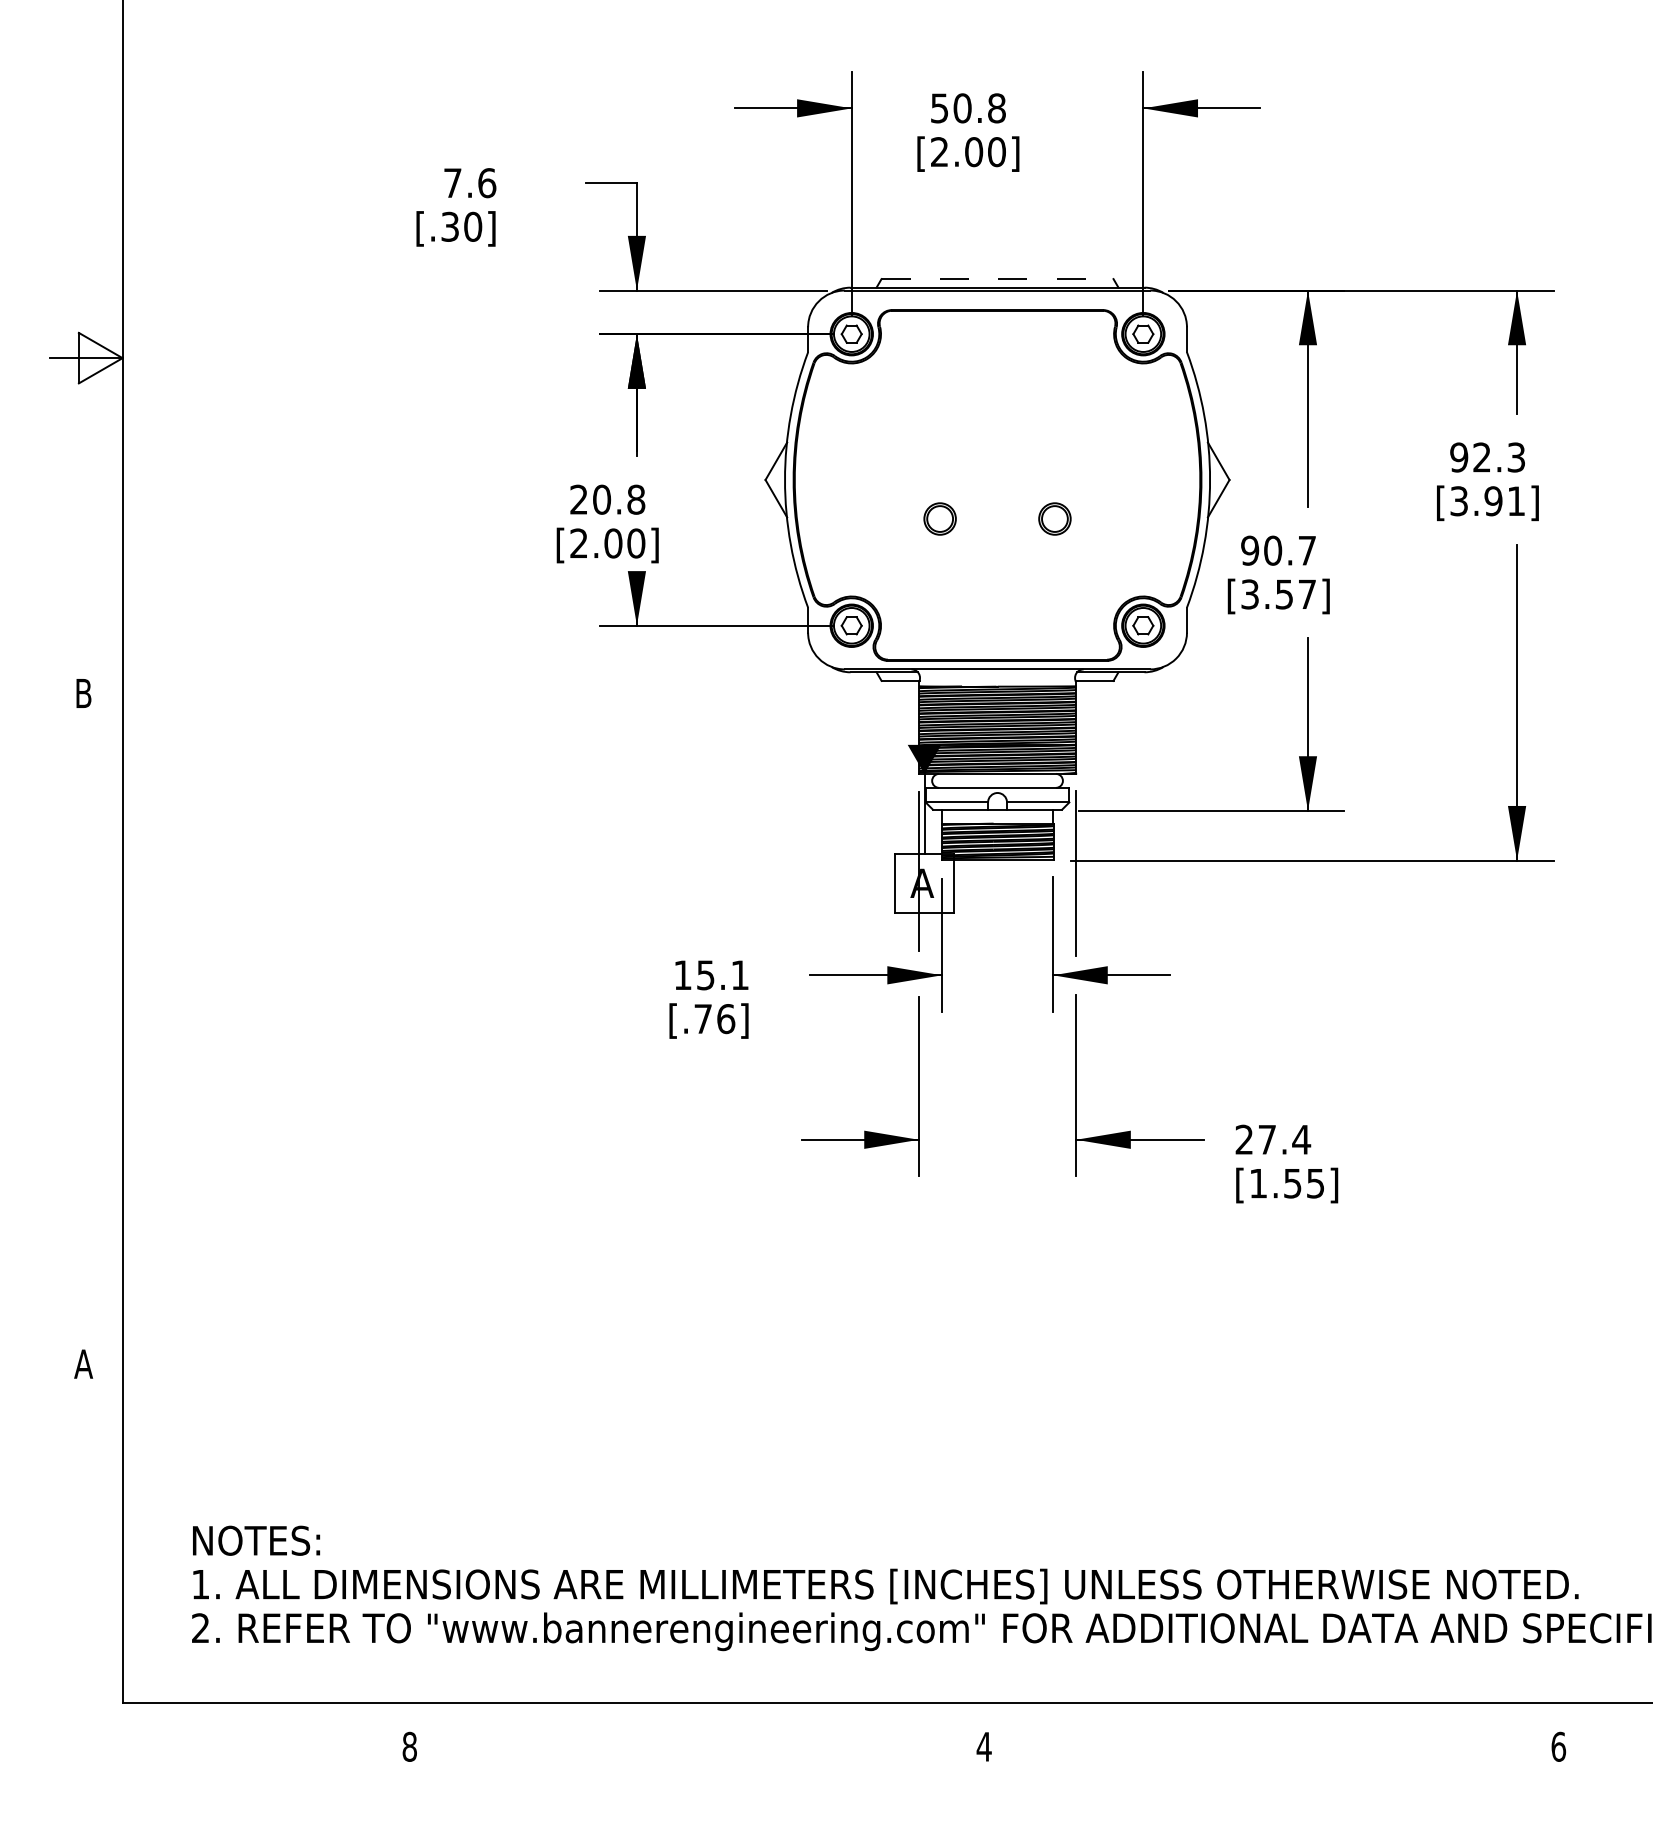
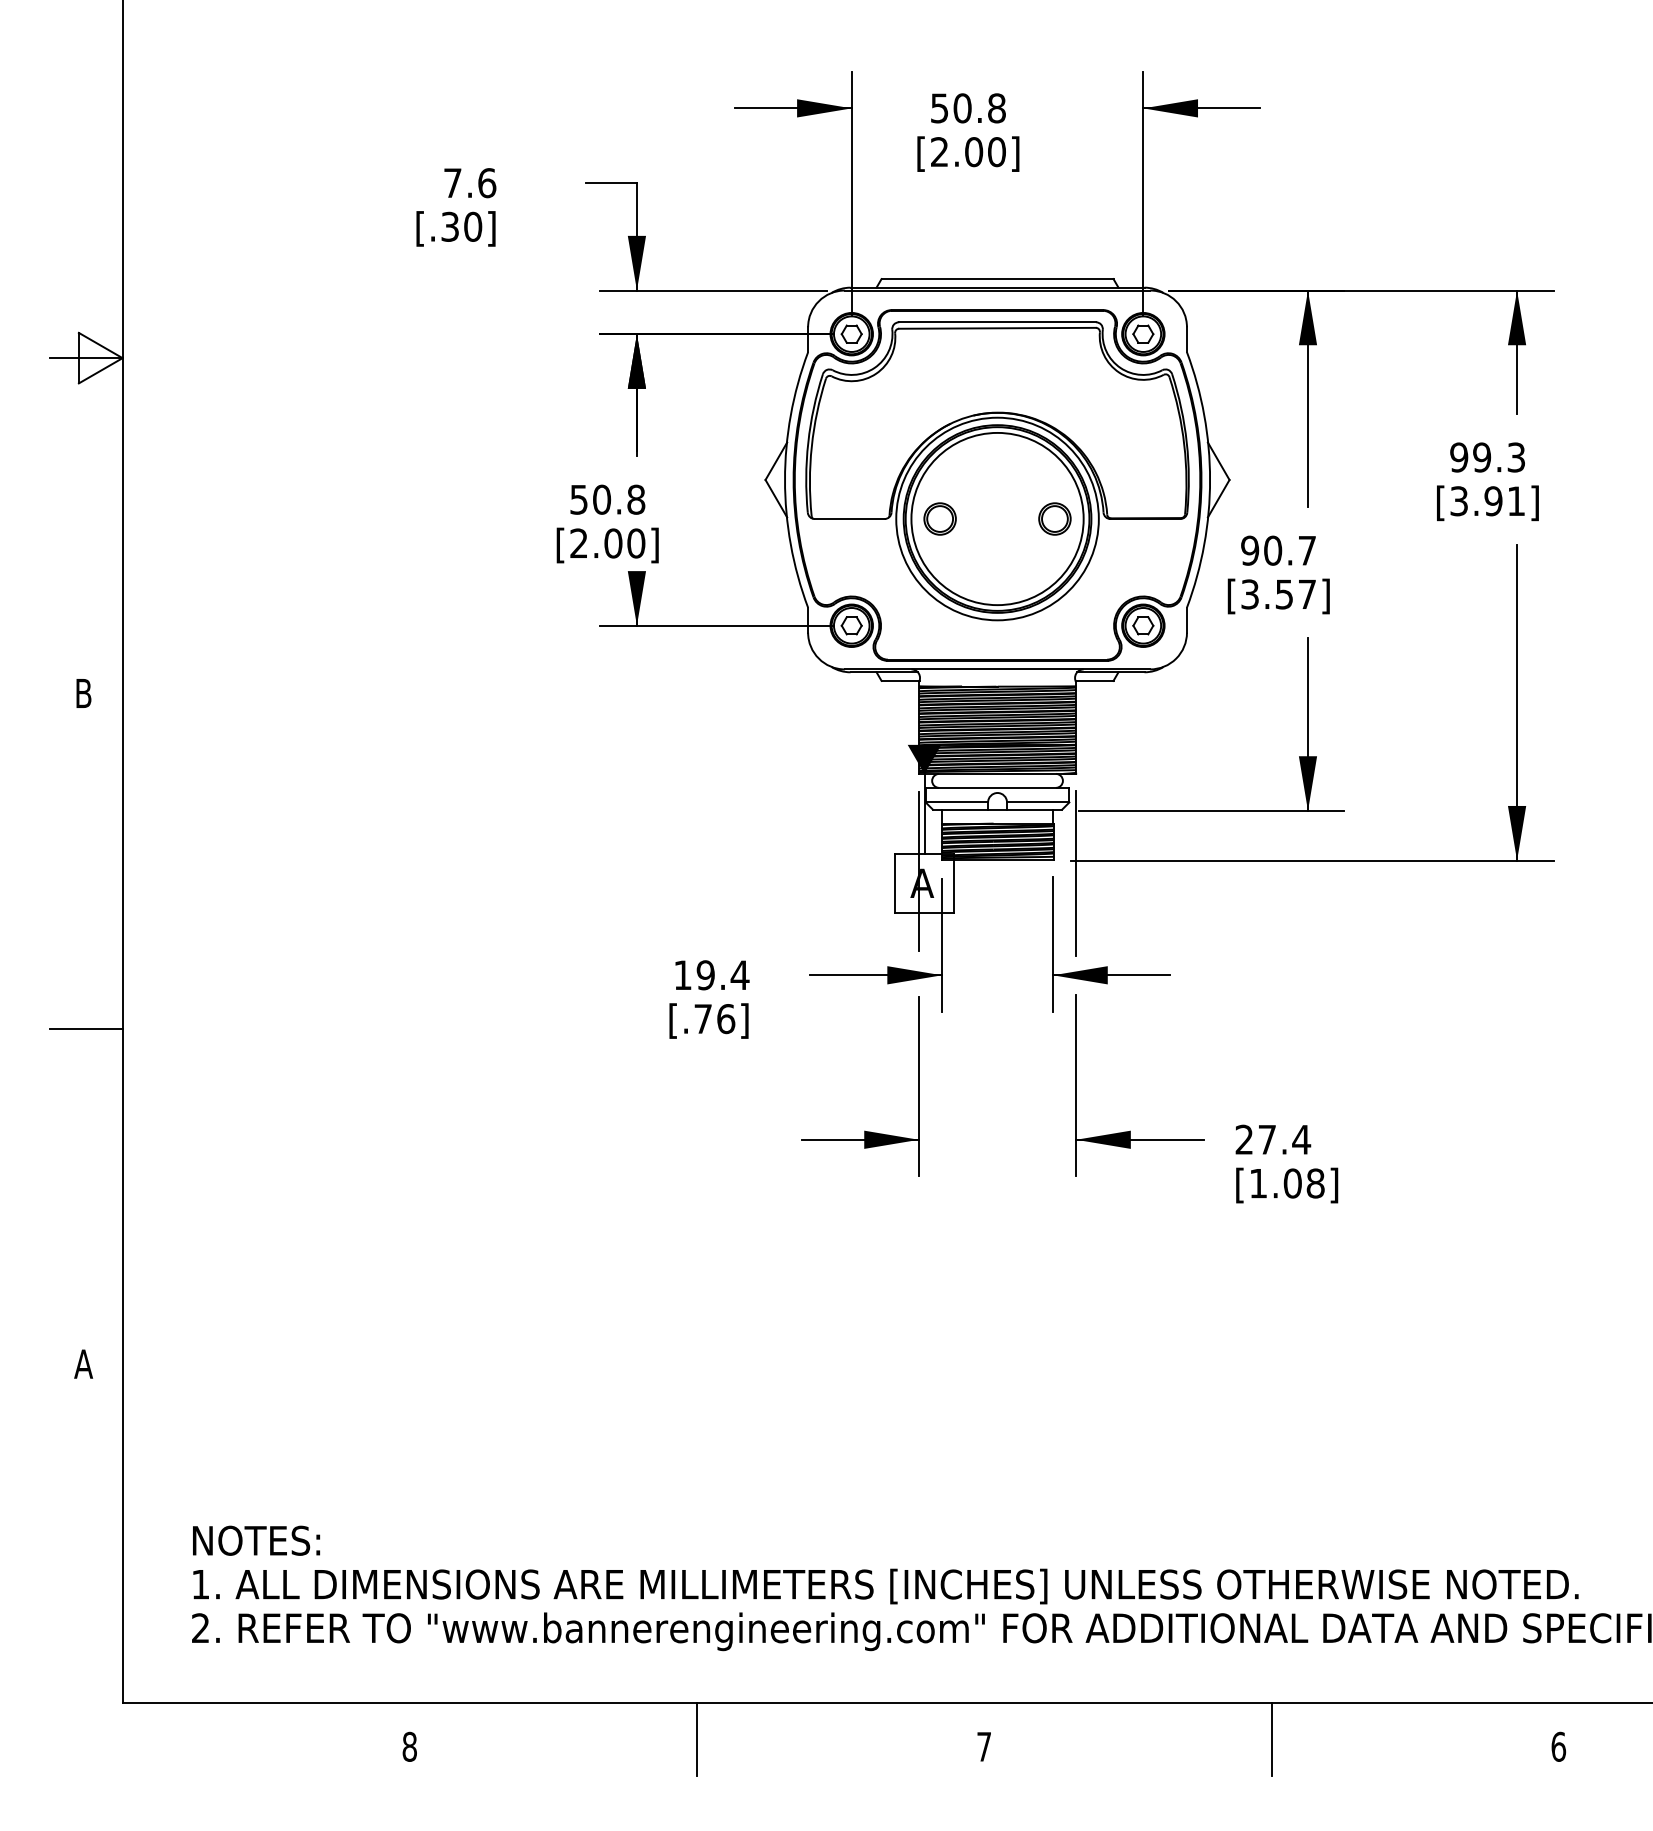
line: dashed -> solid (997, 279)
text: 92.3 -> 99.3 (1482, 457)
part: none -> present (997, 471)
text: 20.8 -> 50.8 (578, 499)
text: 15.1 -> 19.4 (722, 975)
line: none -> present (85, 1028)
text: [1.55] -> [1.08] (1303, 1183)
line: none -> present (697, 1739)
line: none -> present (1271, 1739)
text: 4 -> 7 (983, 1746)
